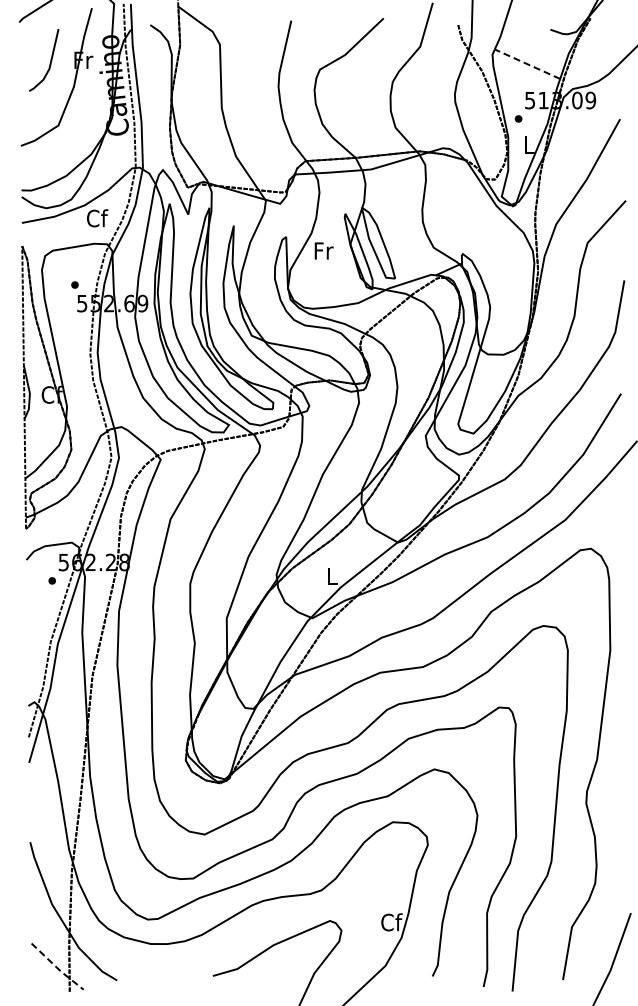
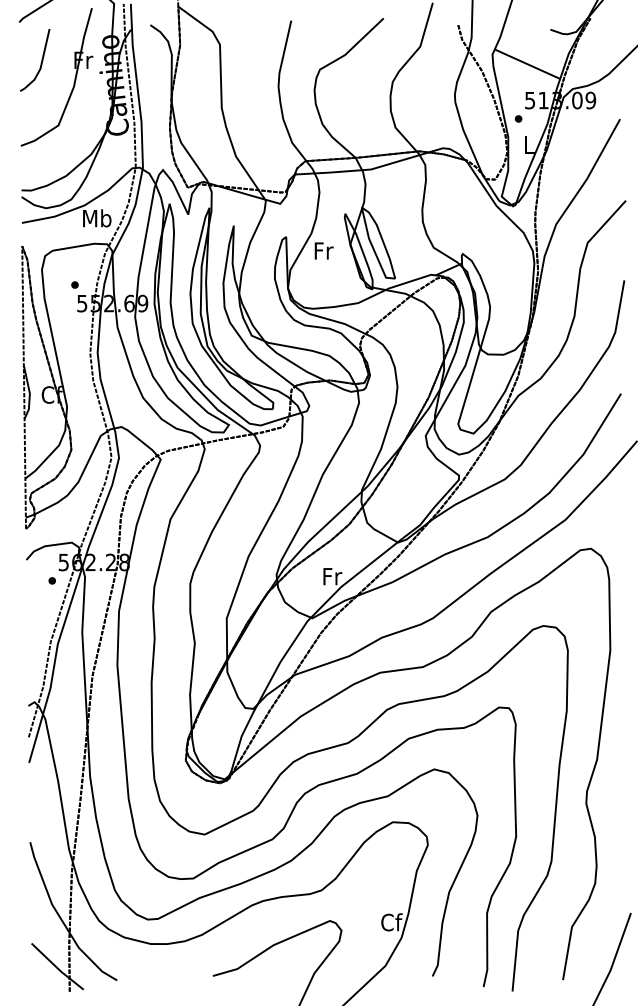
line position: (49, 63) -> (40, 63) (40, 63)
line: dashed -> solid (527, 64)
text: Cf -> Mb (97, 218)
text: L -> Fr (332, 576)
line: dashed -> solid (57, 968)
